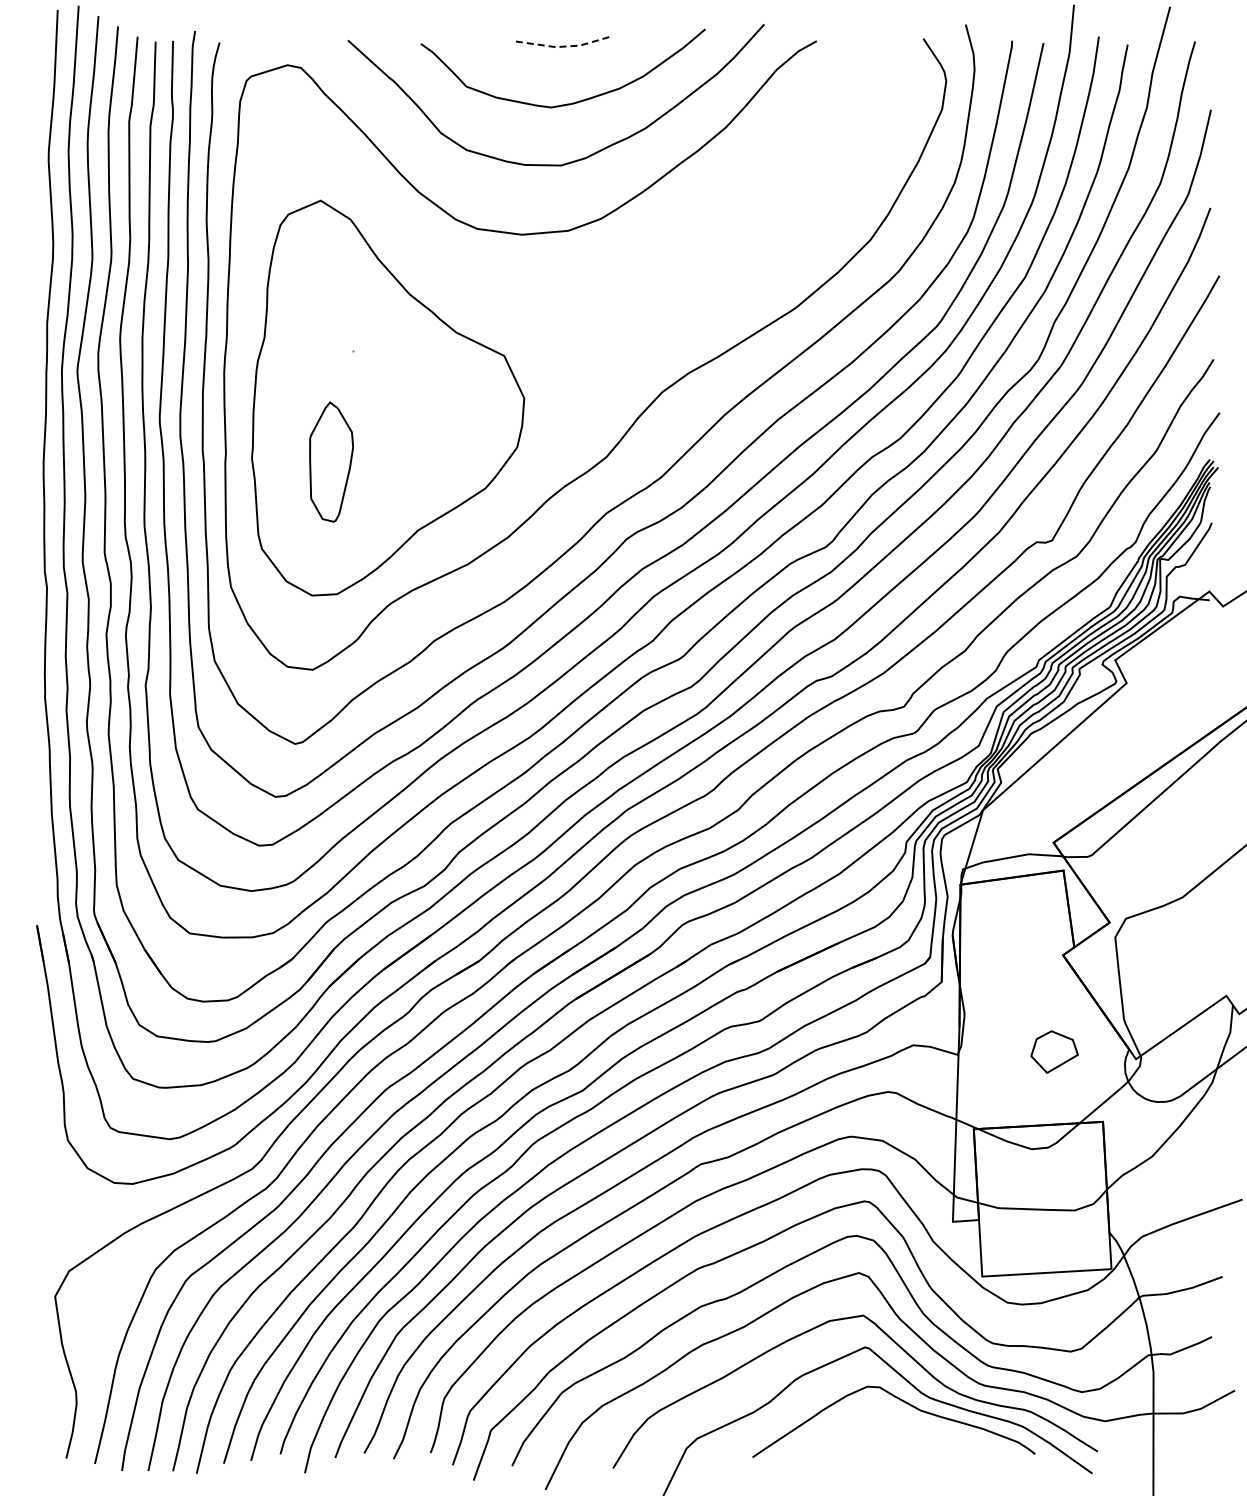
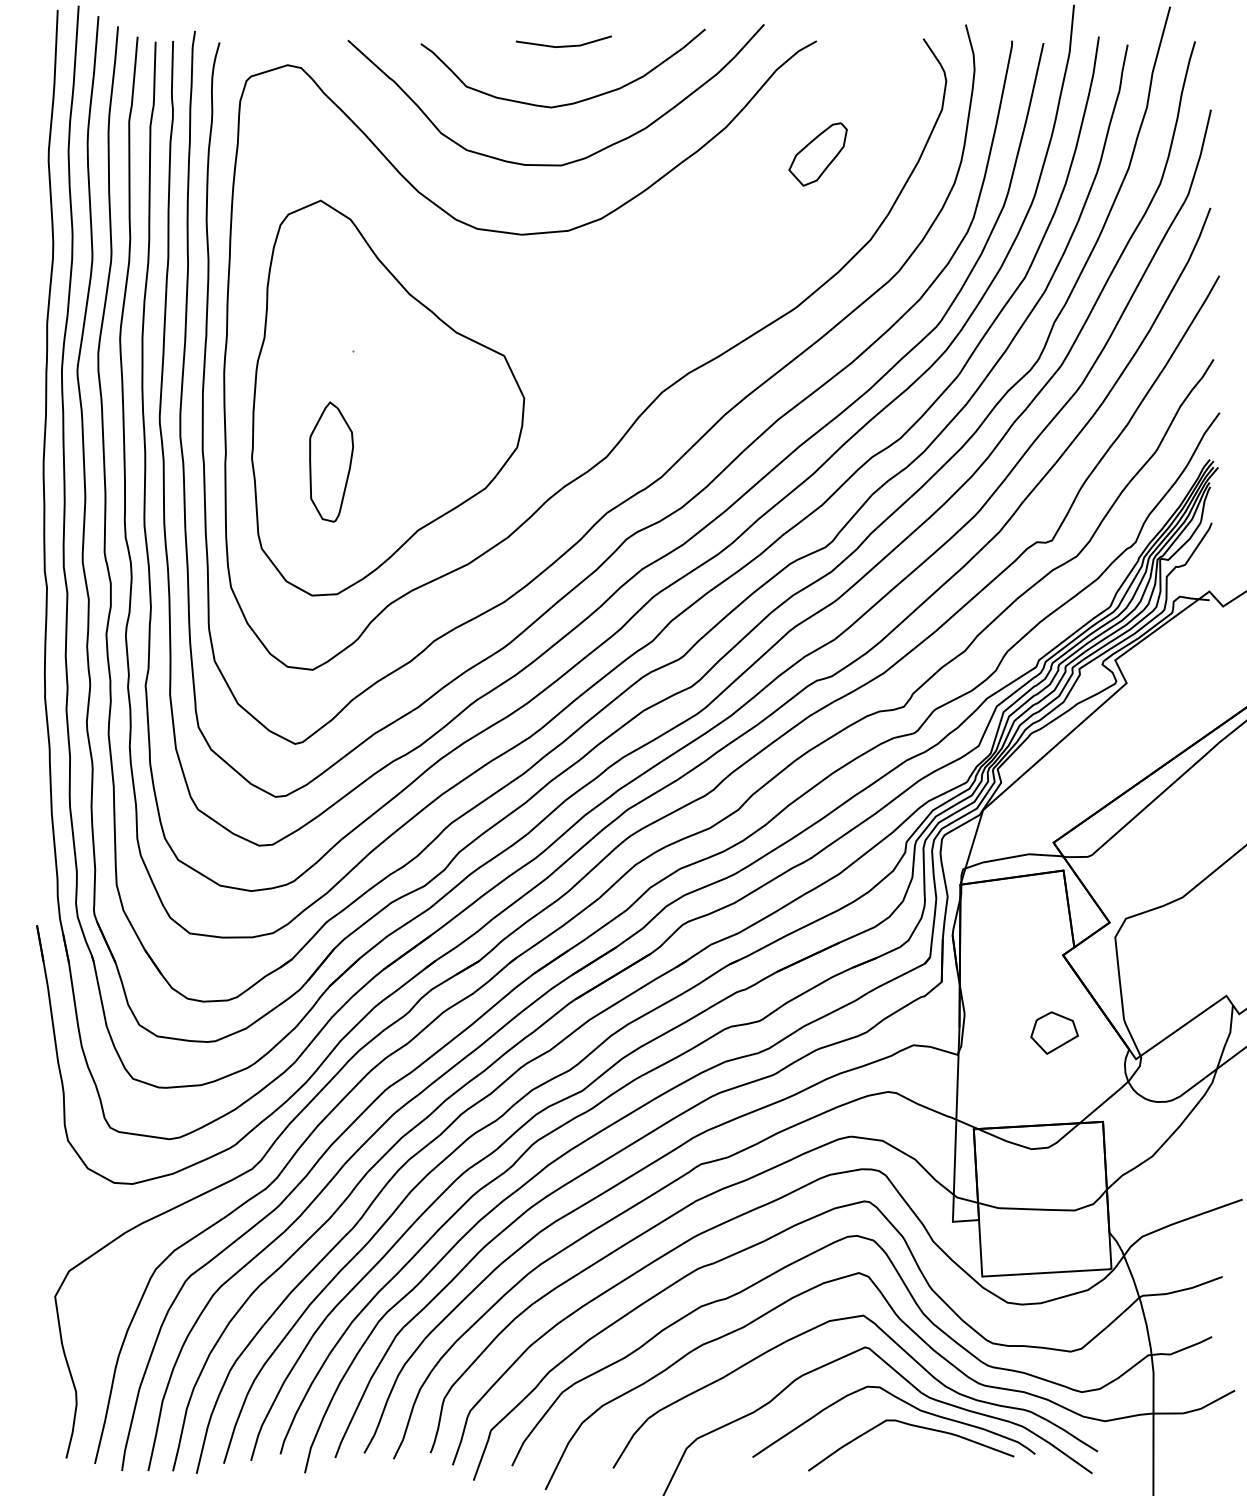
line: dashed -> solid (564, 46)
part: none -> present (817, 154)
part position: (1054, 1051) -> (1054, 1032) (1054, 1032)
curve: none -> present (916, 1427)
